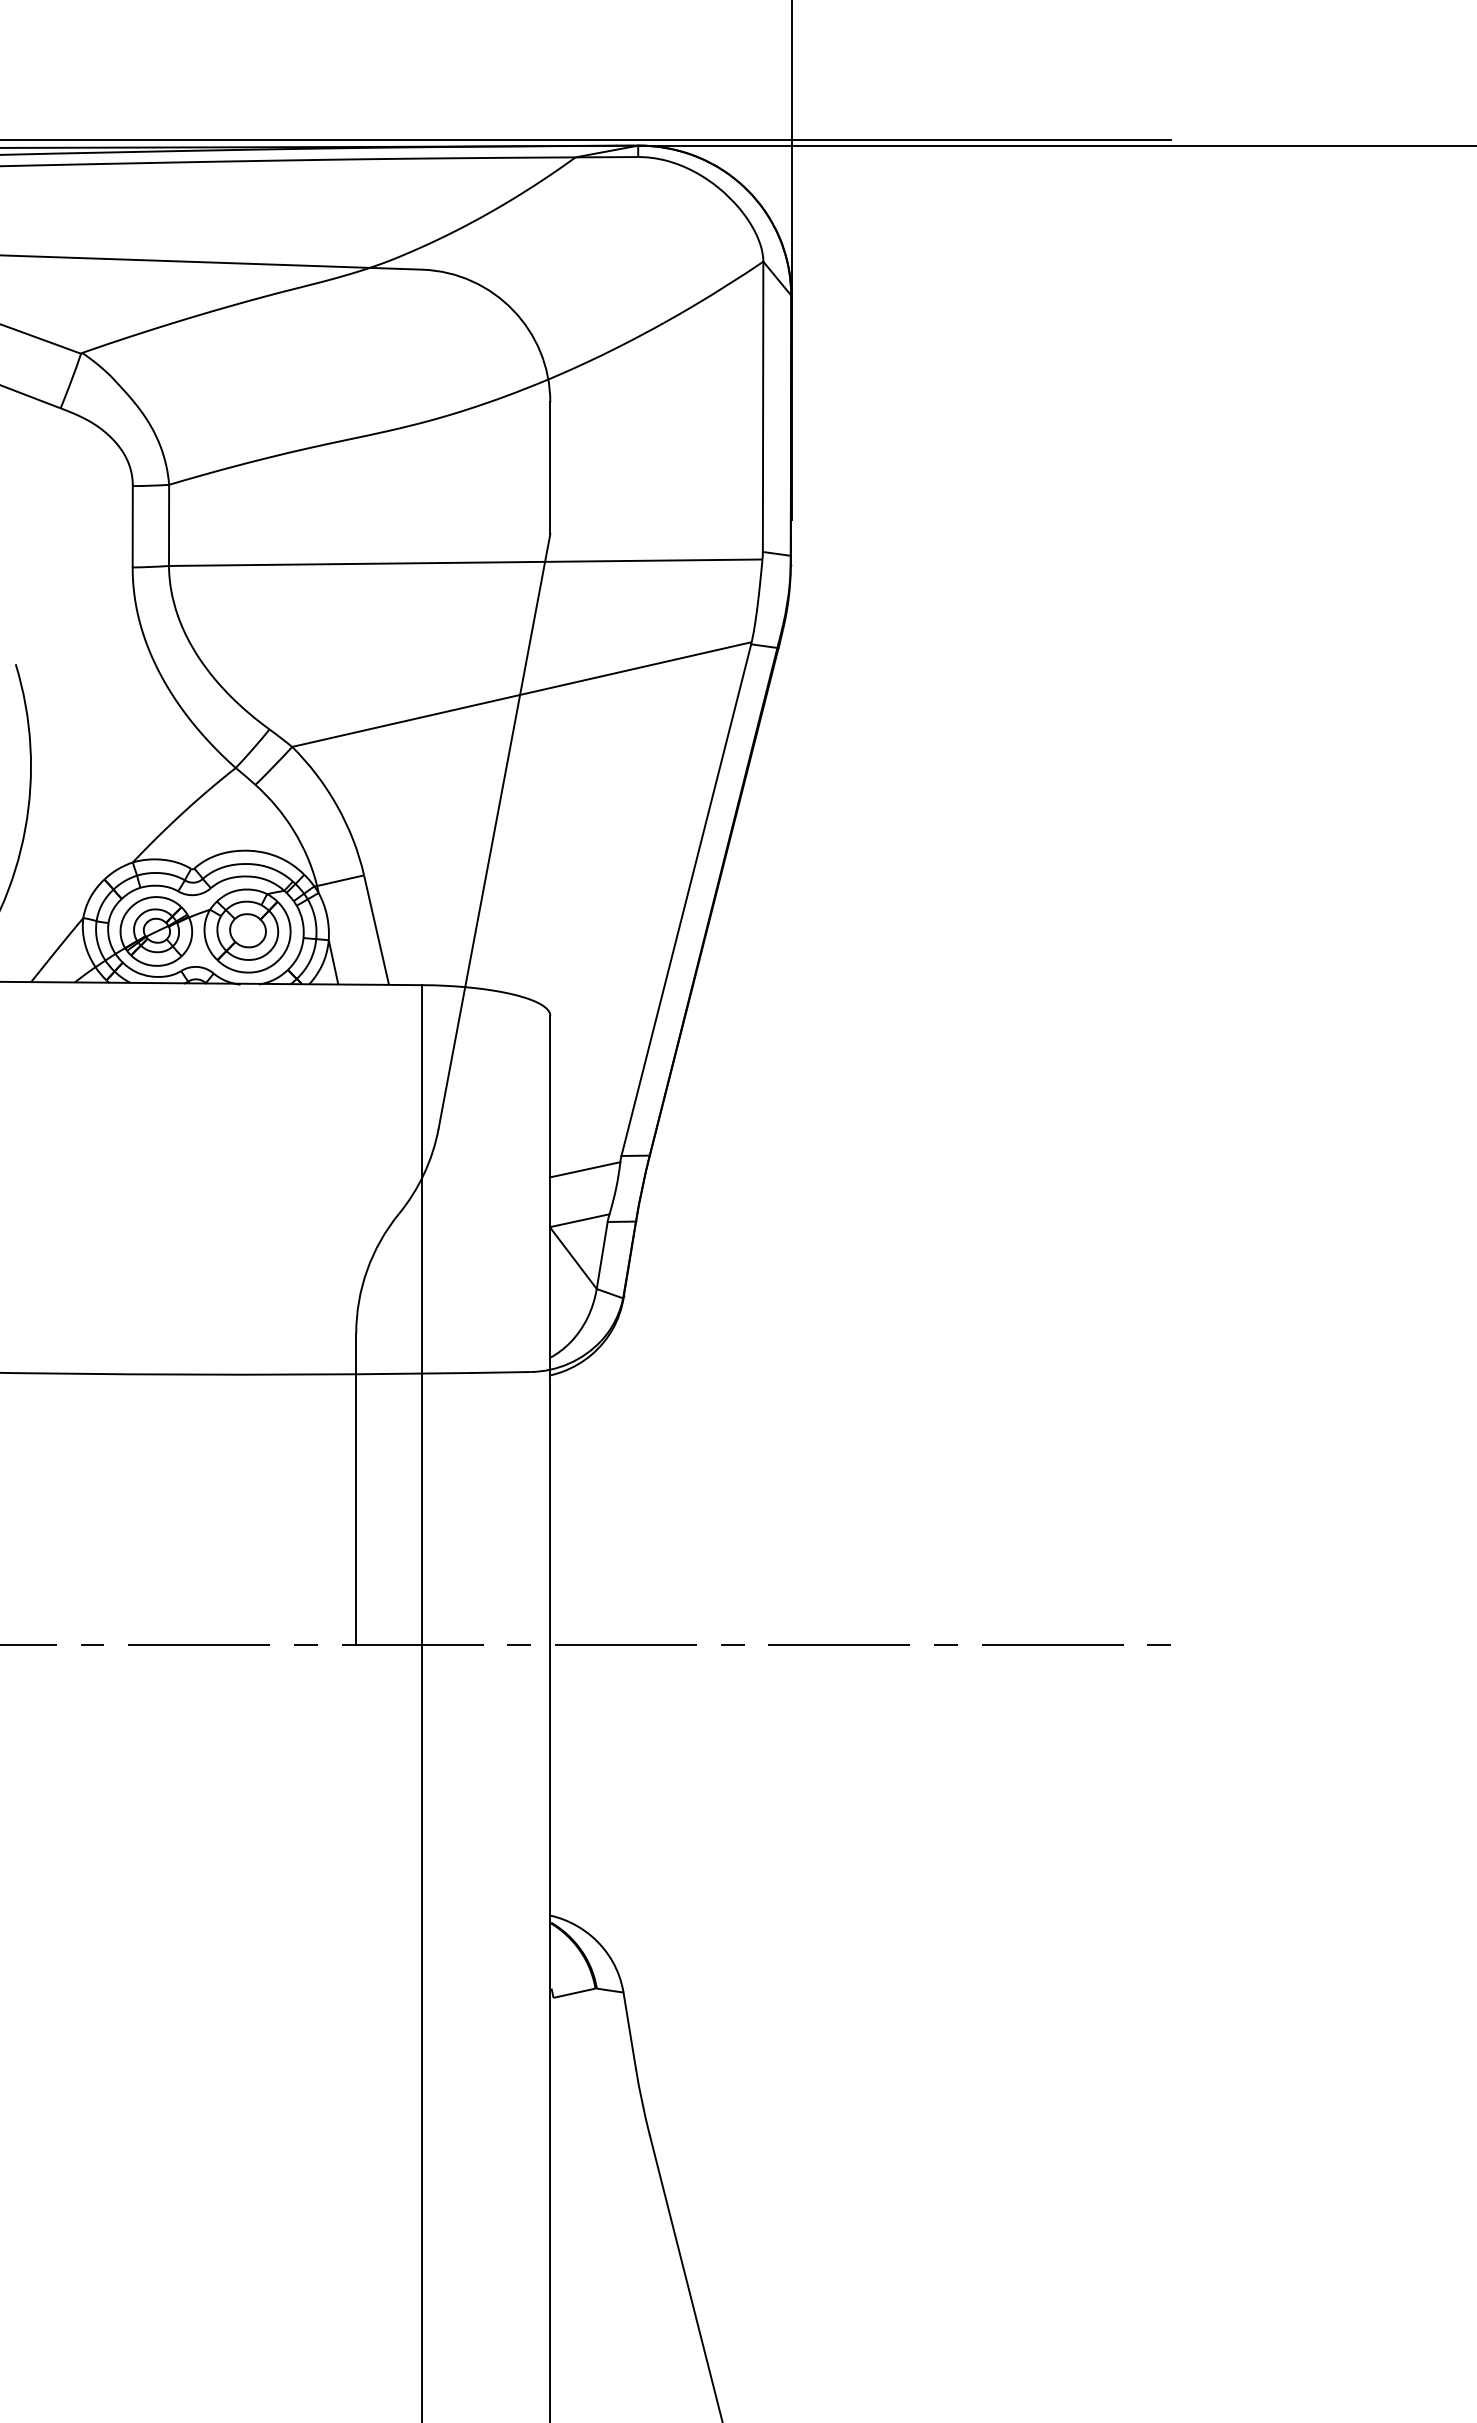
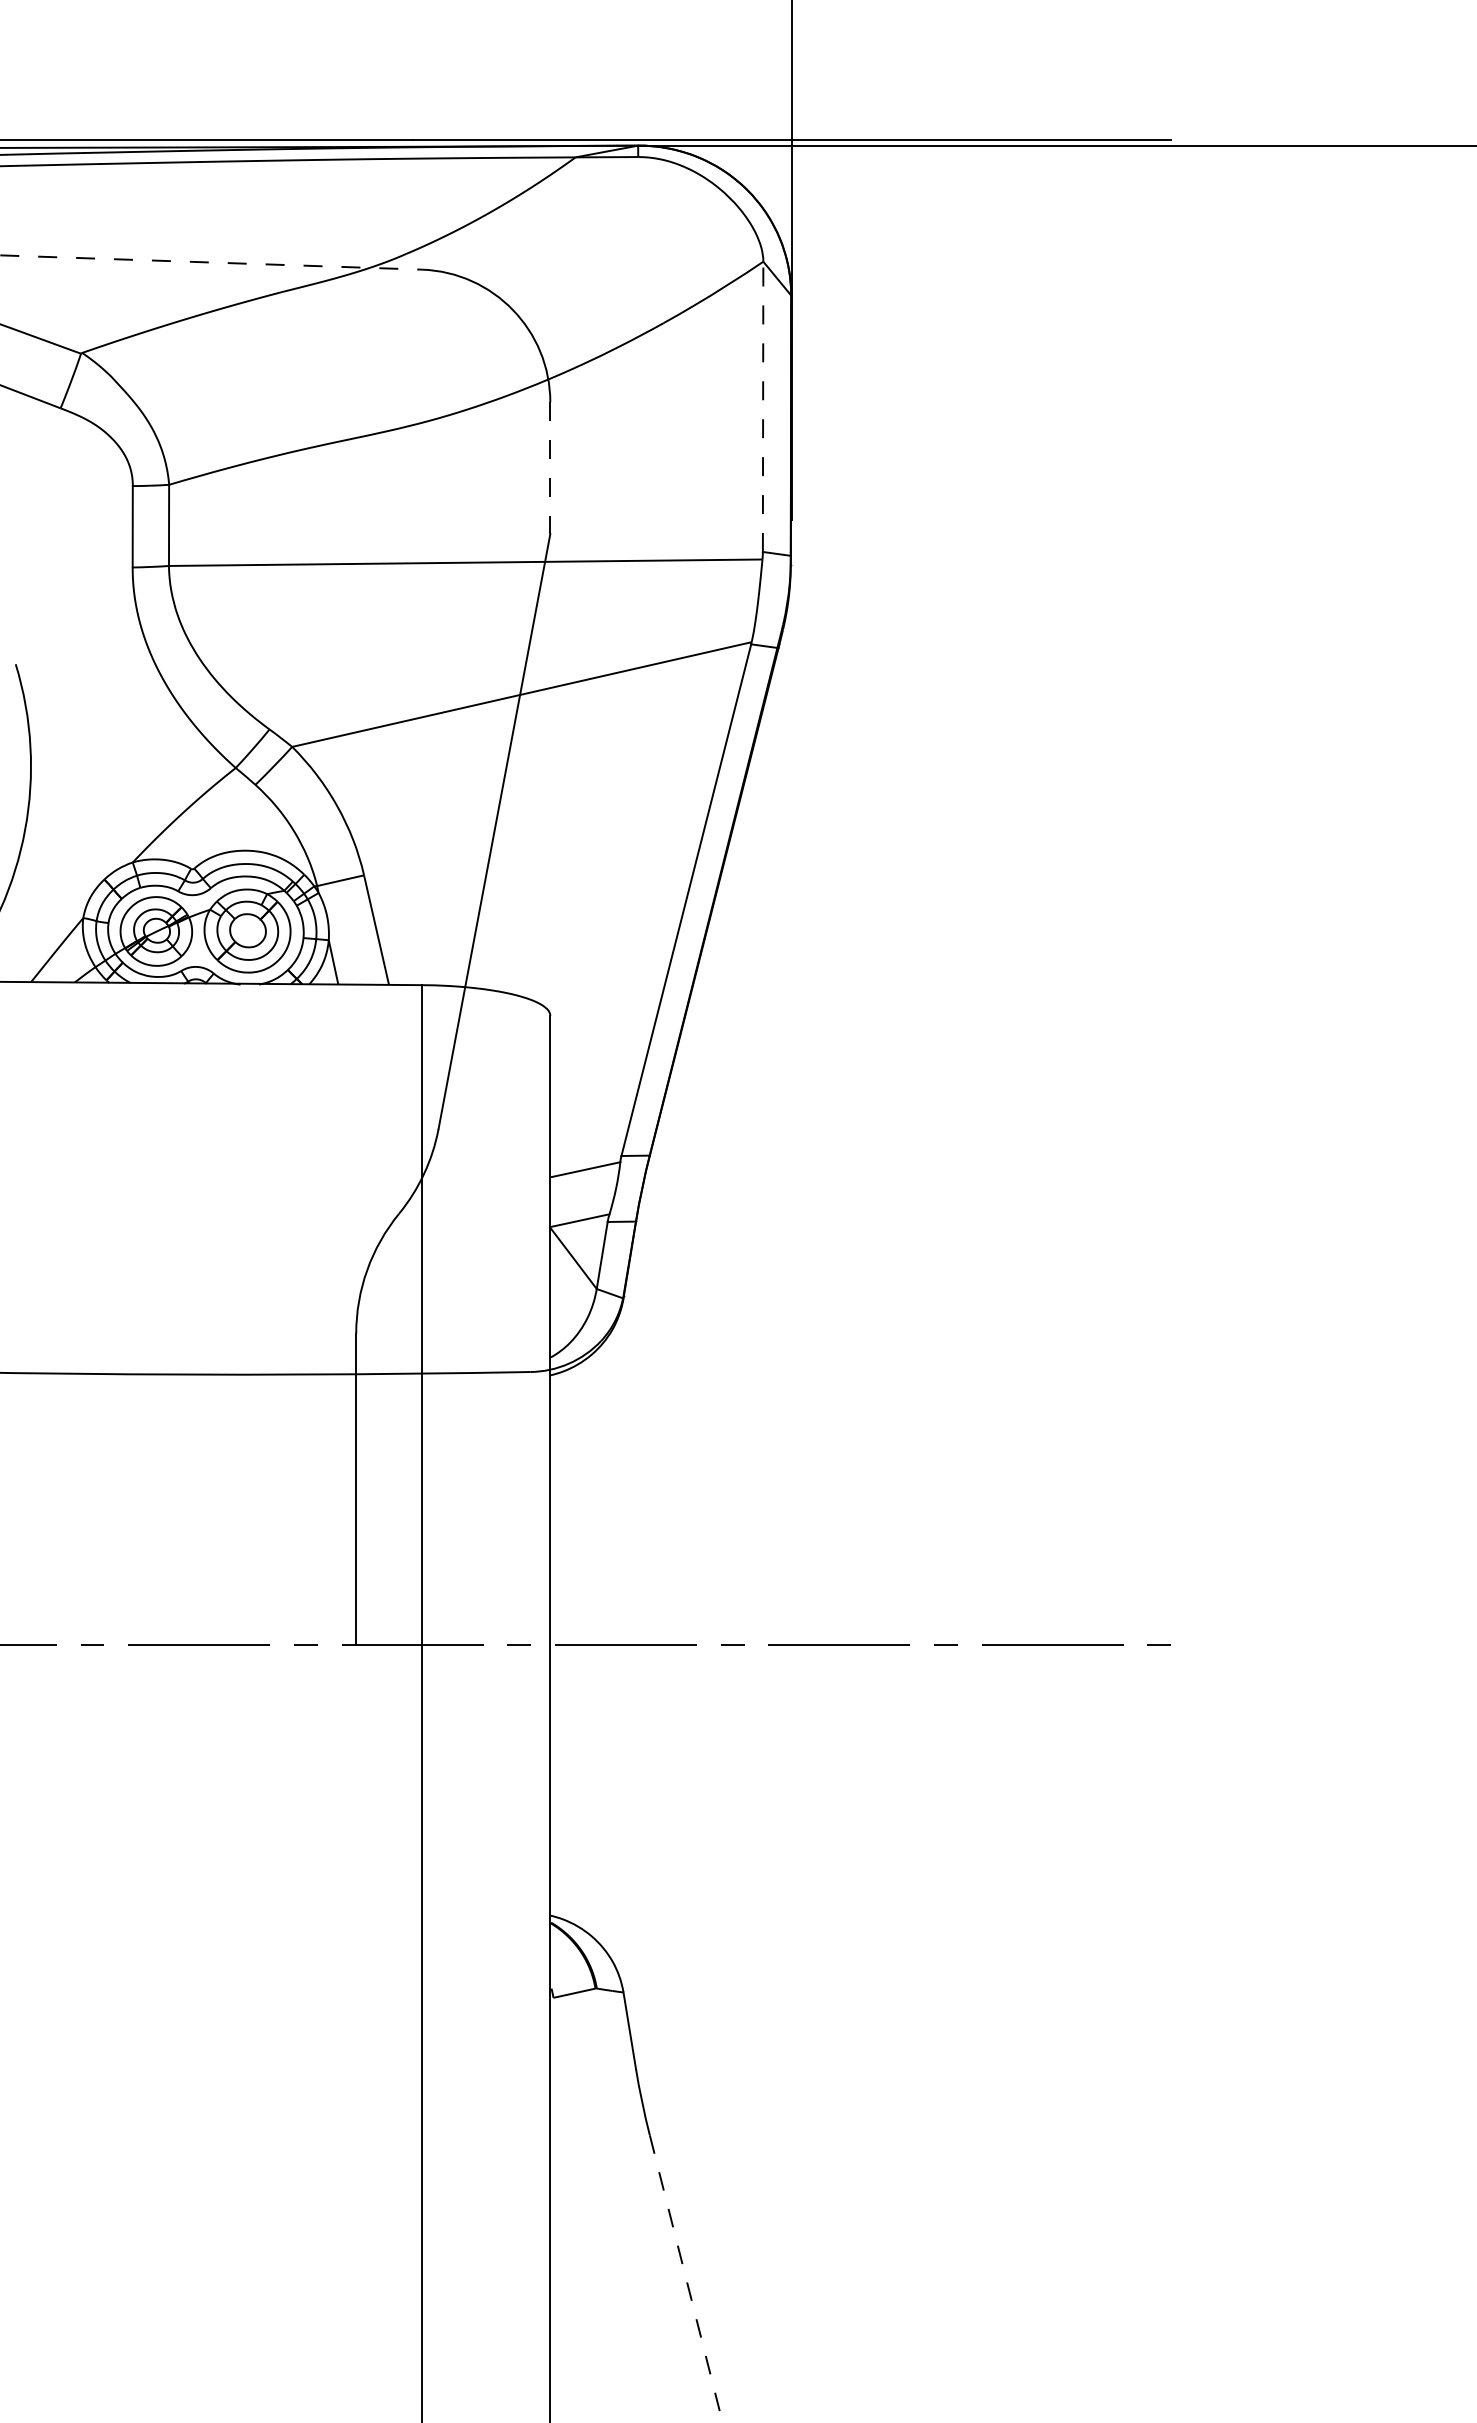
line: solid -> dashed (211, 262)
line: solid -> dashed (763, 406)
line: solid -> dashed (550, 468)
line: solid -> dashed (686, 2278)
